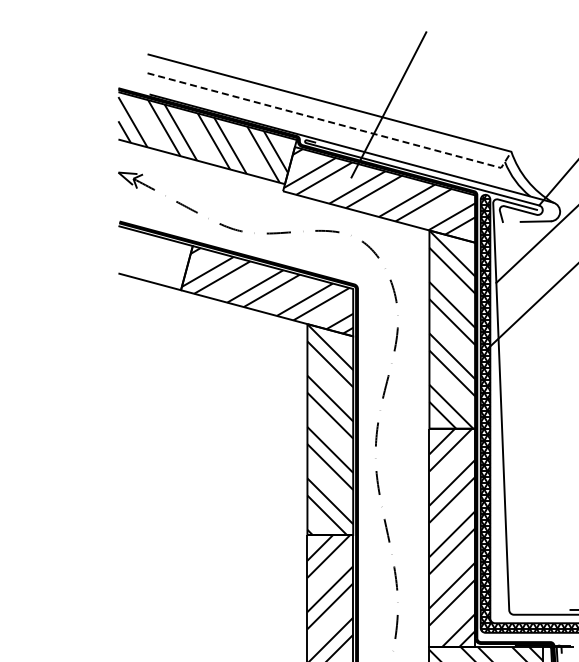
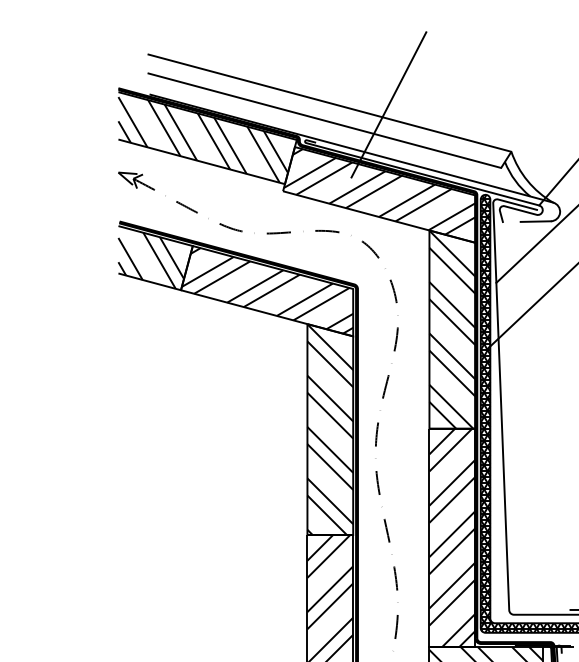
line: dashed -> solid (334, 123)
hatch: none -> present (151, 260)
